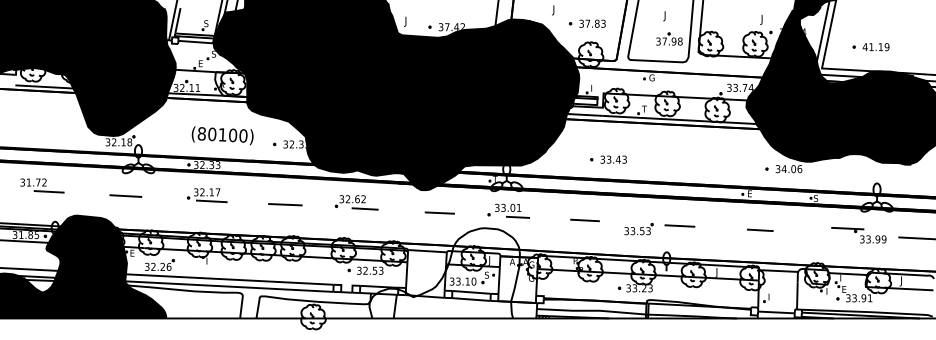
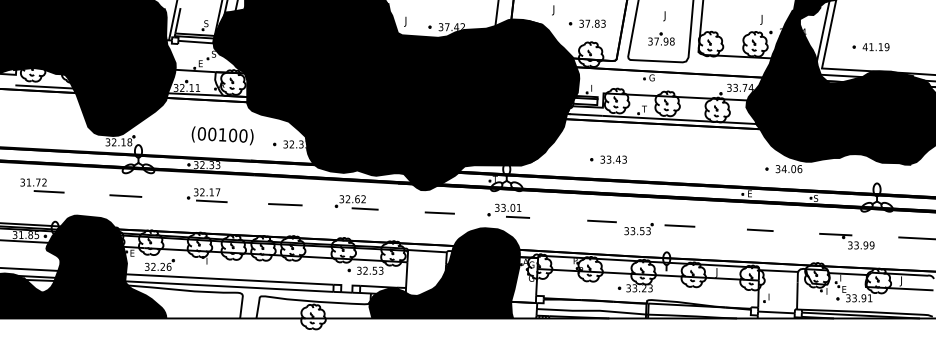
part position: (669, 38) -> (661, 38) (661, 38)
text: (80100) -> (00100) (201, 133)
line position: (584, 220) -> (601, 221) (601, 221)
part position: (858, 235) -> (846, 241) (846, 241)
fill: none -> present (444, 273)
